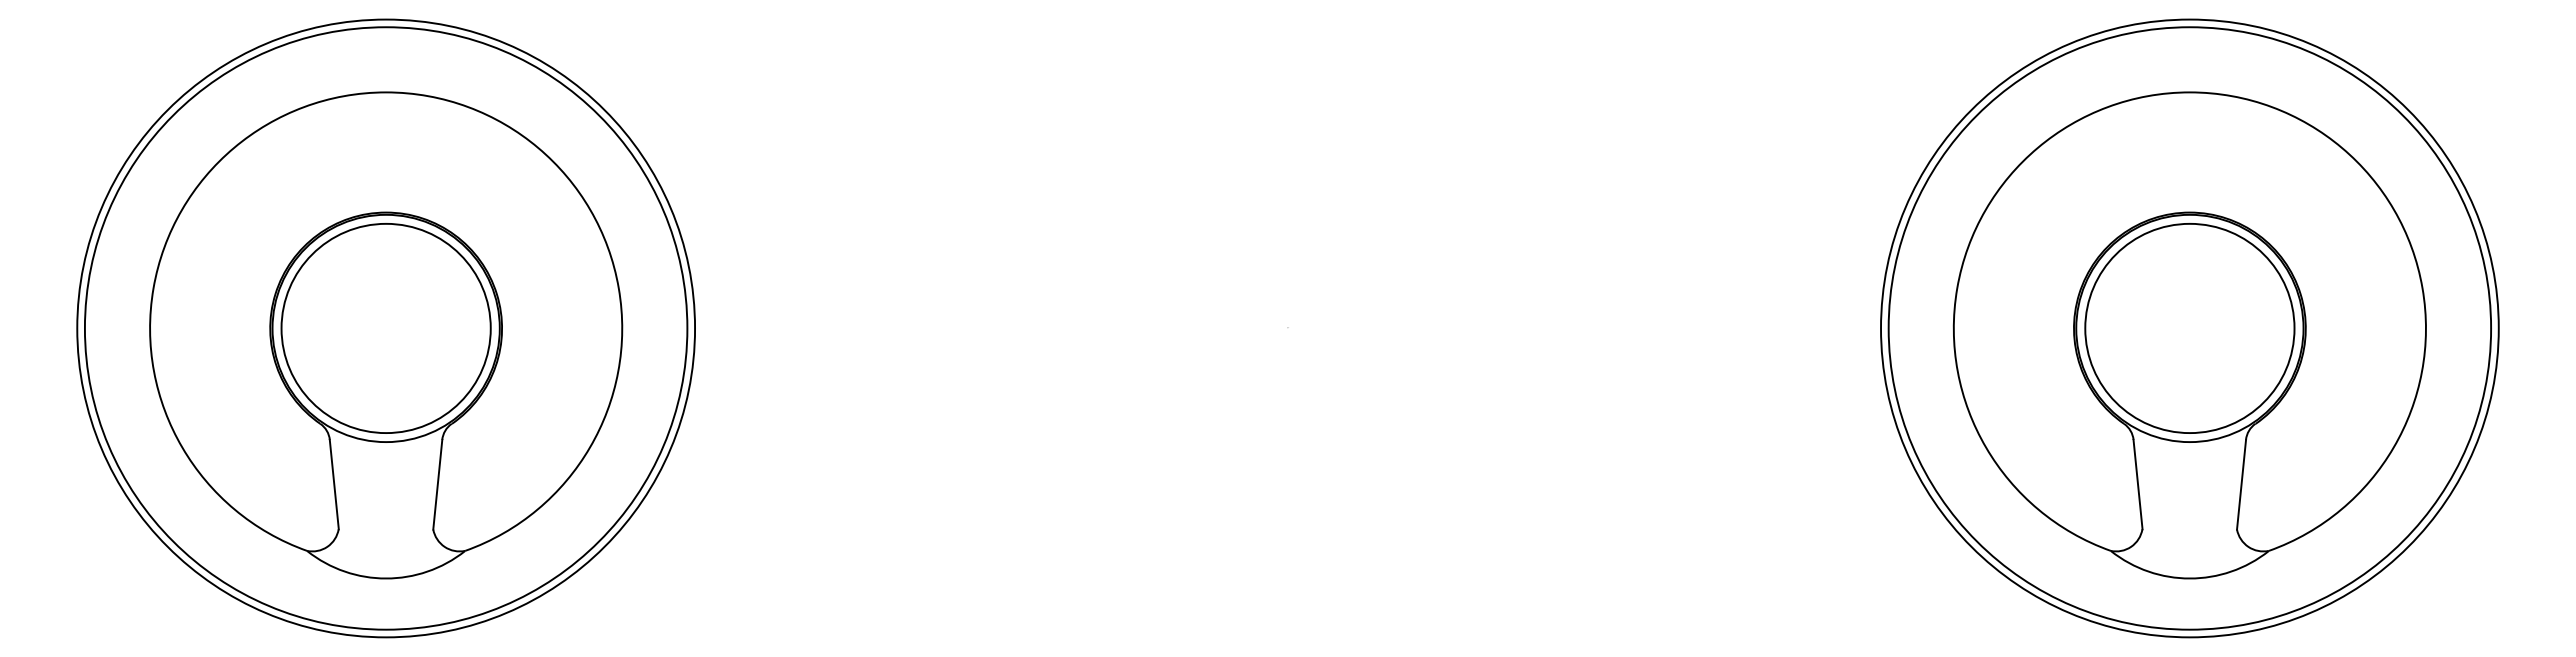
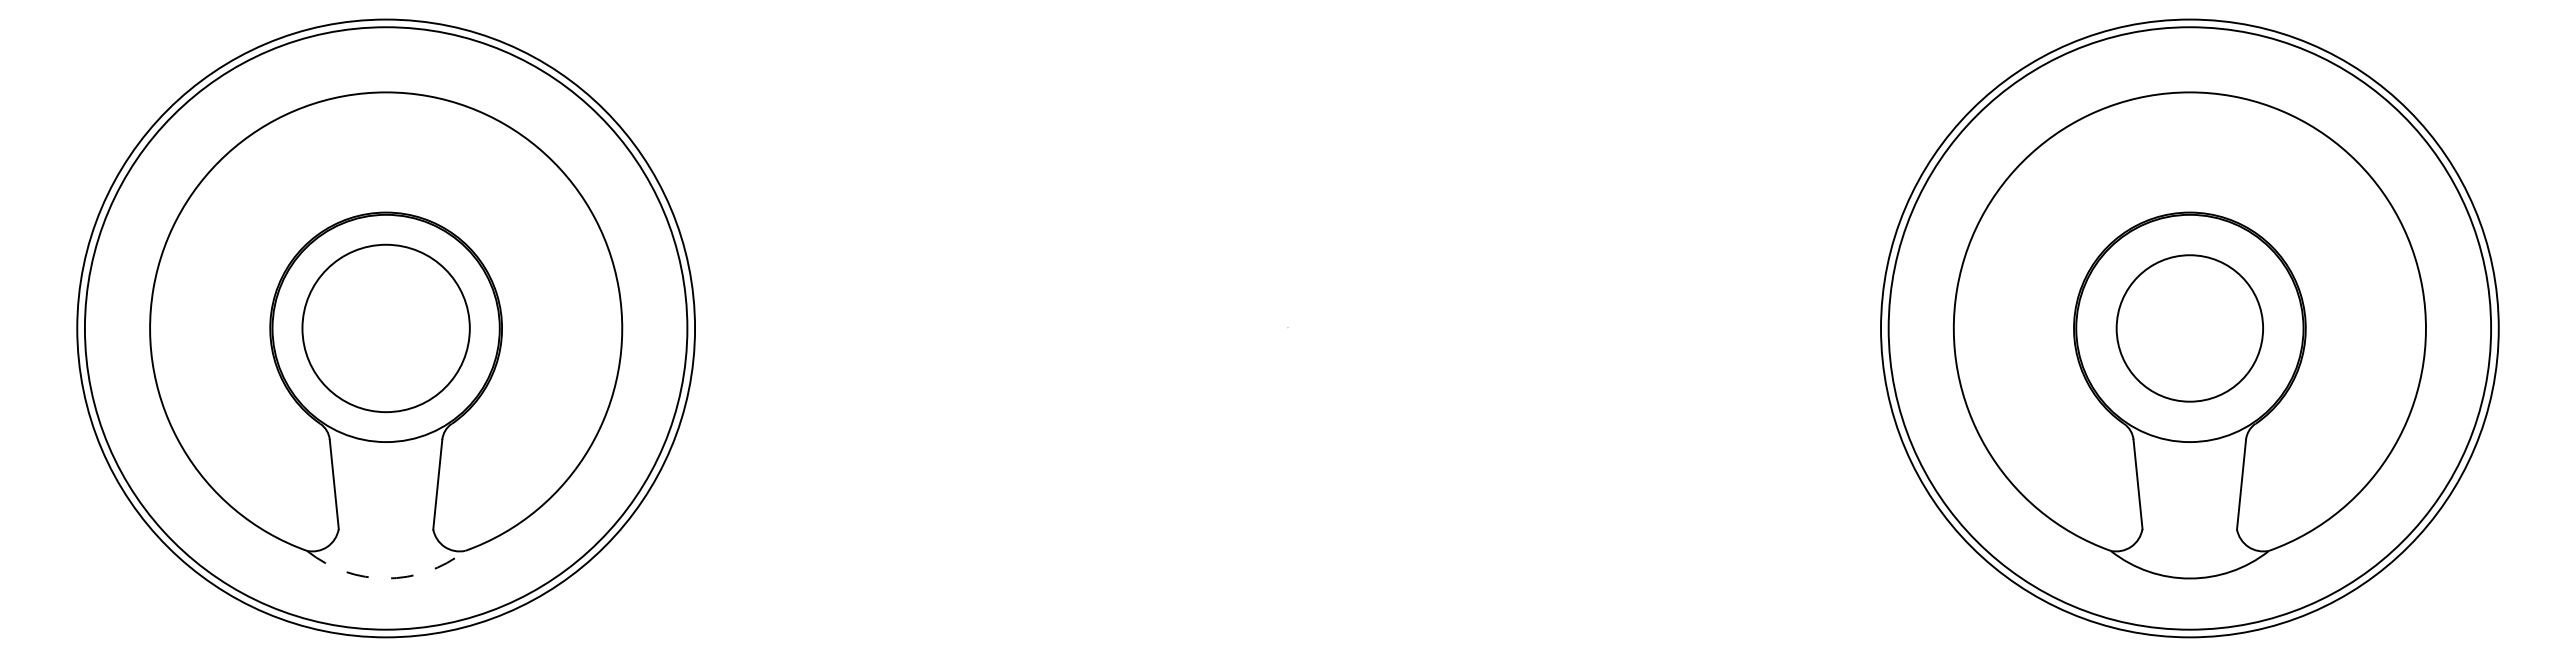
circle diameter: 209 px -> 167 px (385, 328)
circle diameter: 209 px -> 146 px (2189, 328)
arc: solid -> dashed (386, 578)
